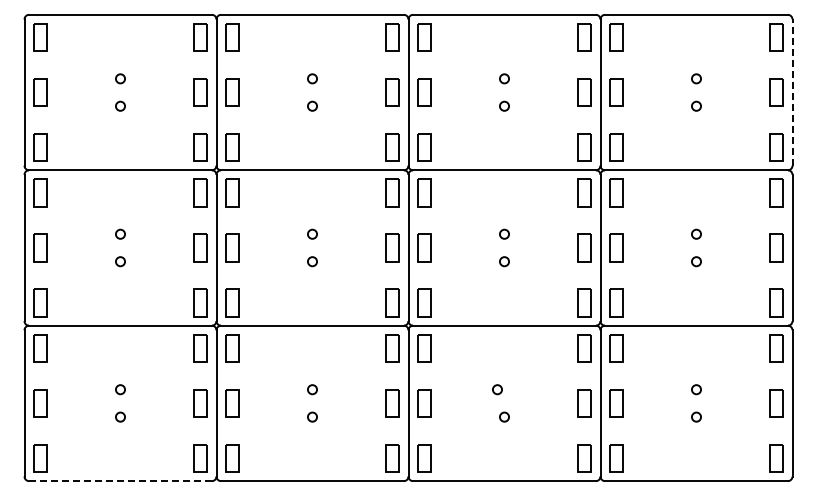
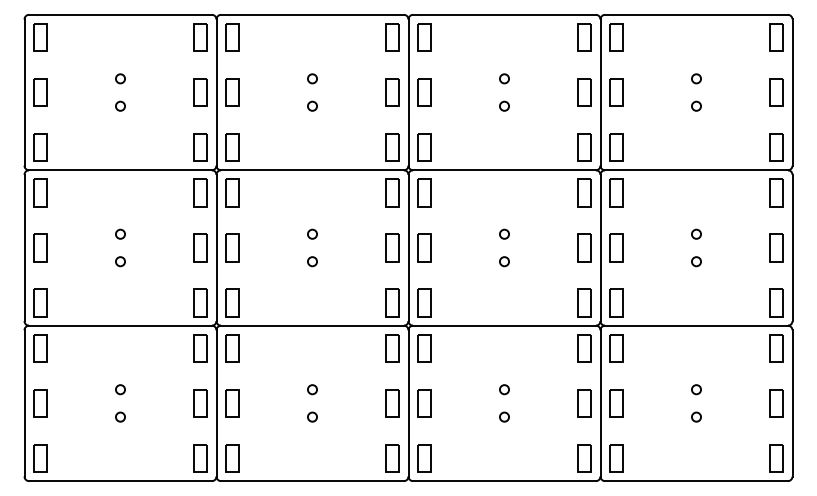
line: dashed -> solid (792, 92)
circle position: (497, 389) -> (504, 389) (504, 389)
line: dashed -> solid (121, 481)
